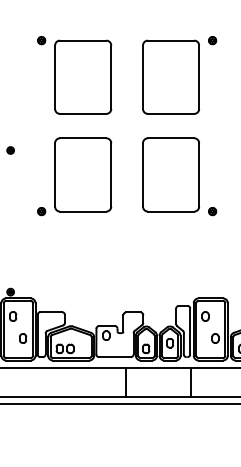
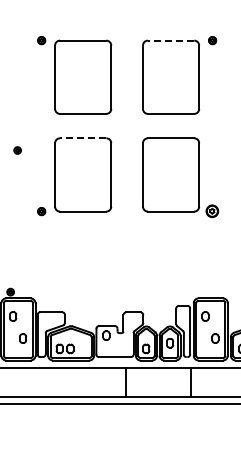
line: solid -> dashed (170, 40)
line: solid -> dashed (82, 138)
part position: (10, 150) -> (17, 150) (17, 150)
part size: 10x10 px -> 15x14 px (212, 210)
